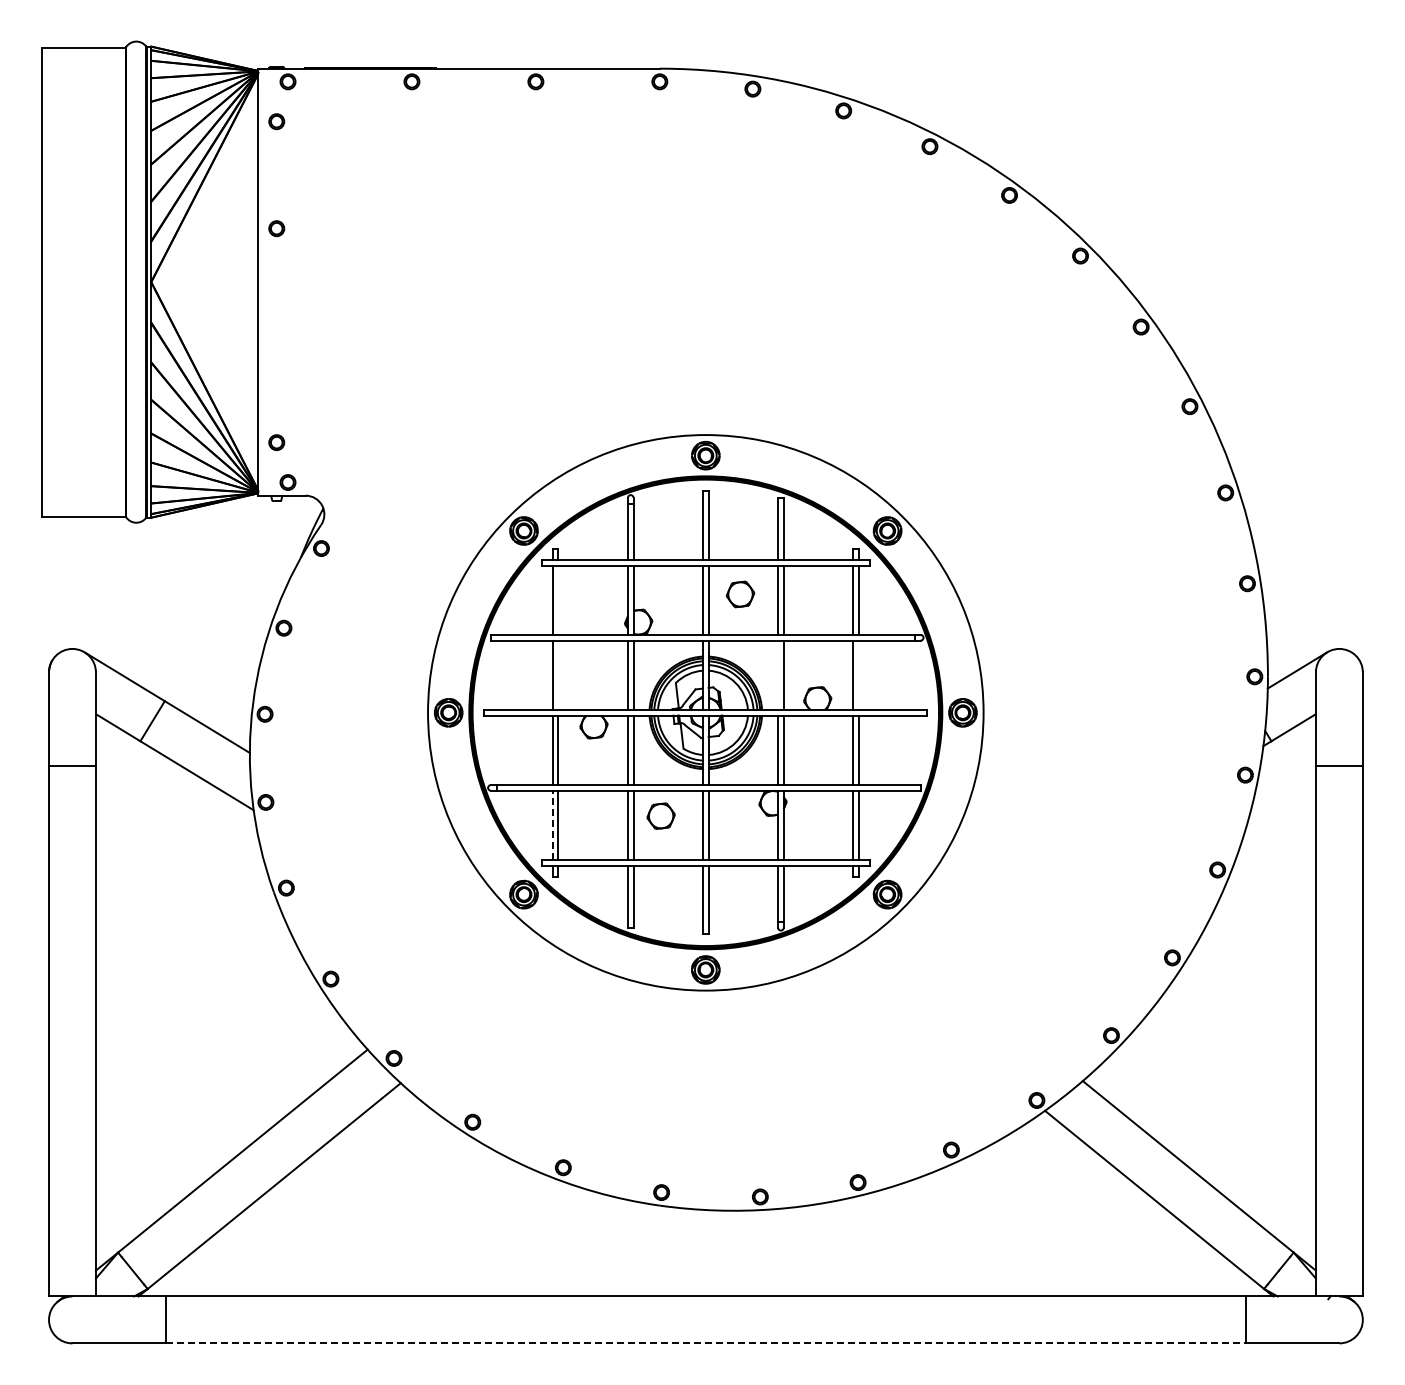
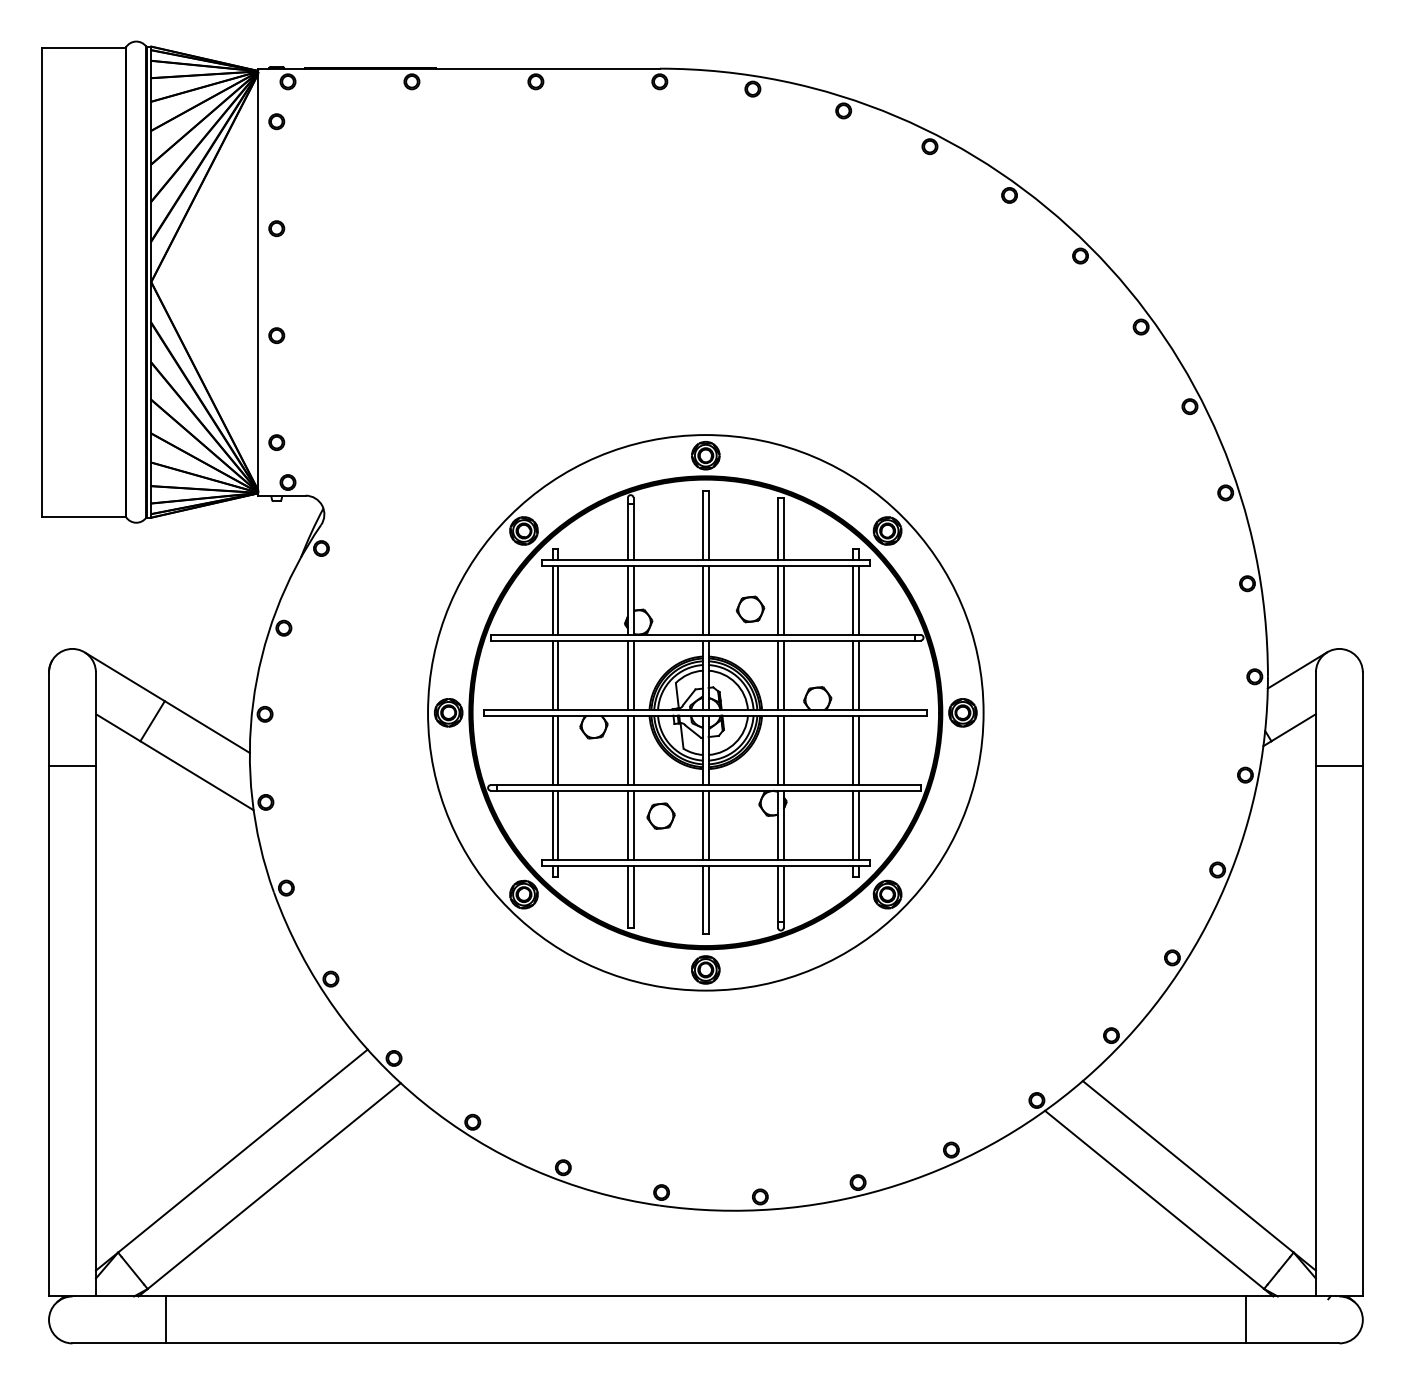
part: none -> present (276, 335)
part position: (740, 594) -> (750, 609) (750, 609)
line: none -> present (558, 599)
line: none -> present (558, 675)
line: none -> present (778, 675)
line: none -> present (858, 675)
line: dashed -> solid (552, 825)
line: dashed -> solid (705, 1343)
